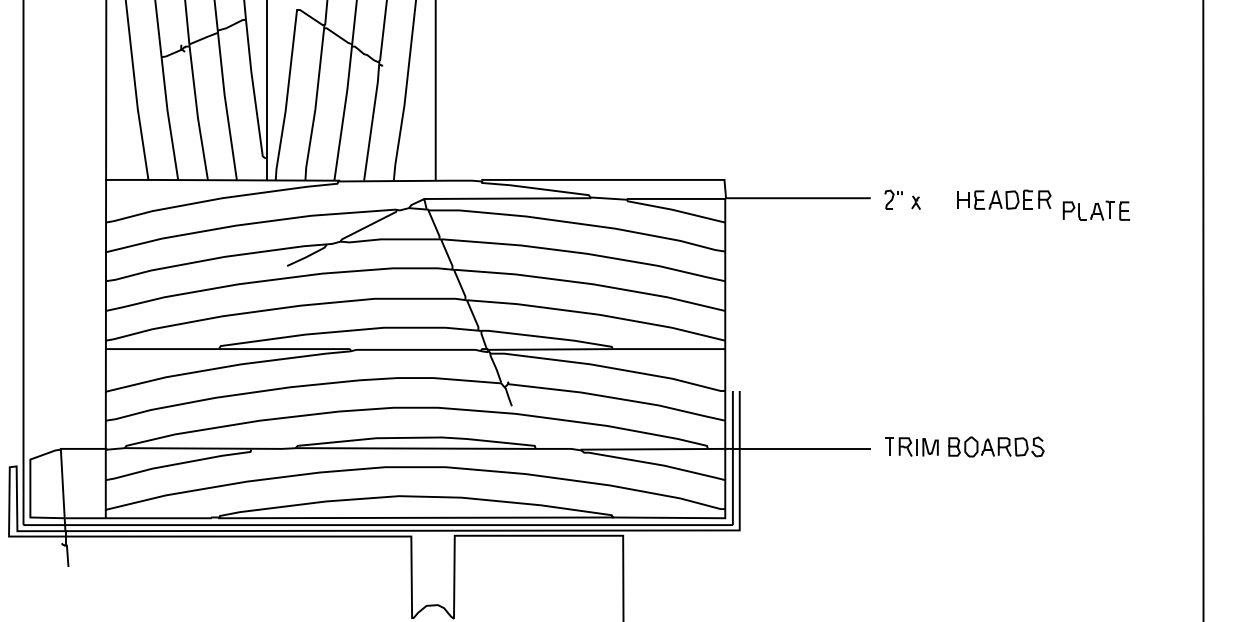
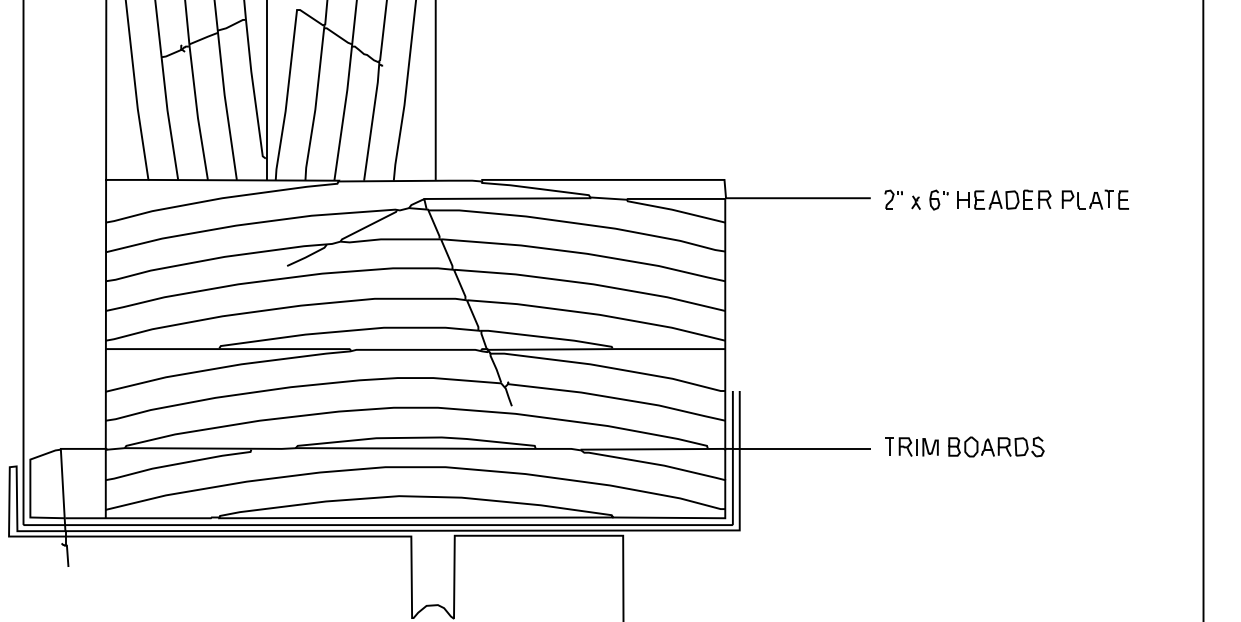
part: none -> present (938, 199)
part position: (1095, 210) -> (1094, 199) (1094, 199)
